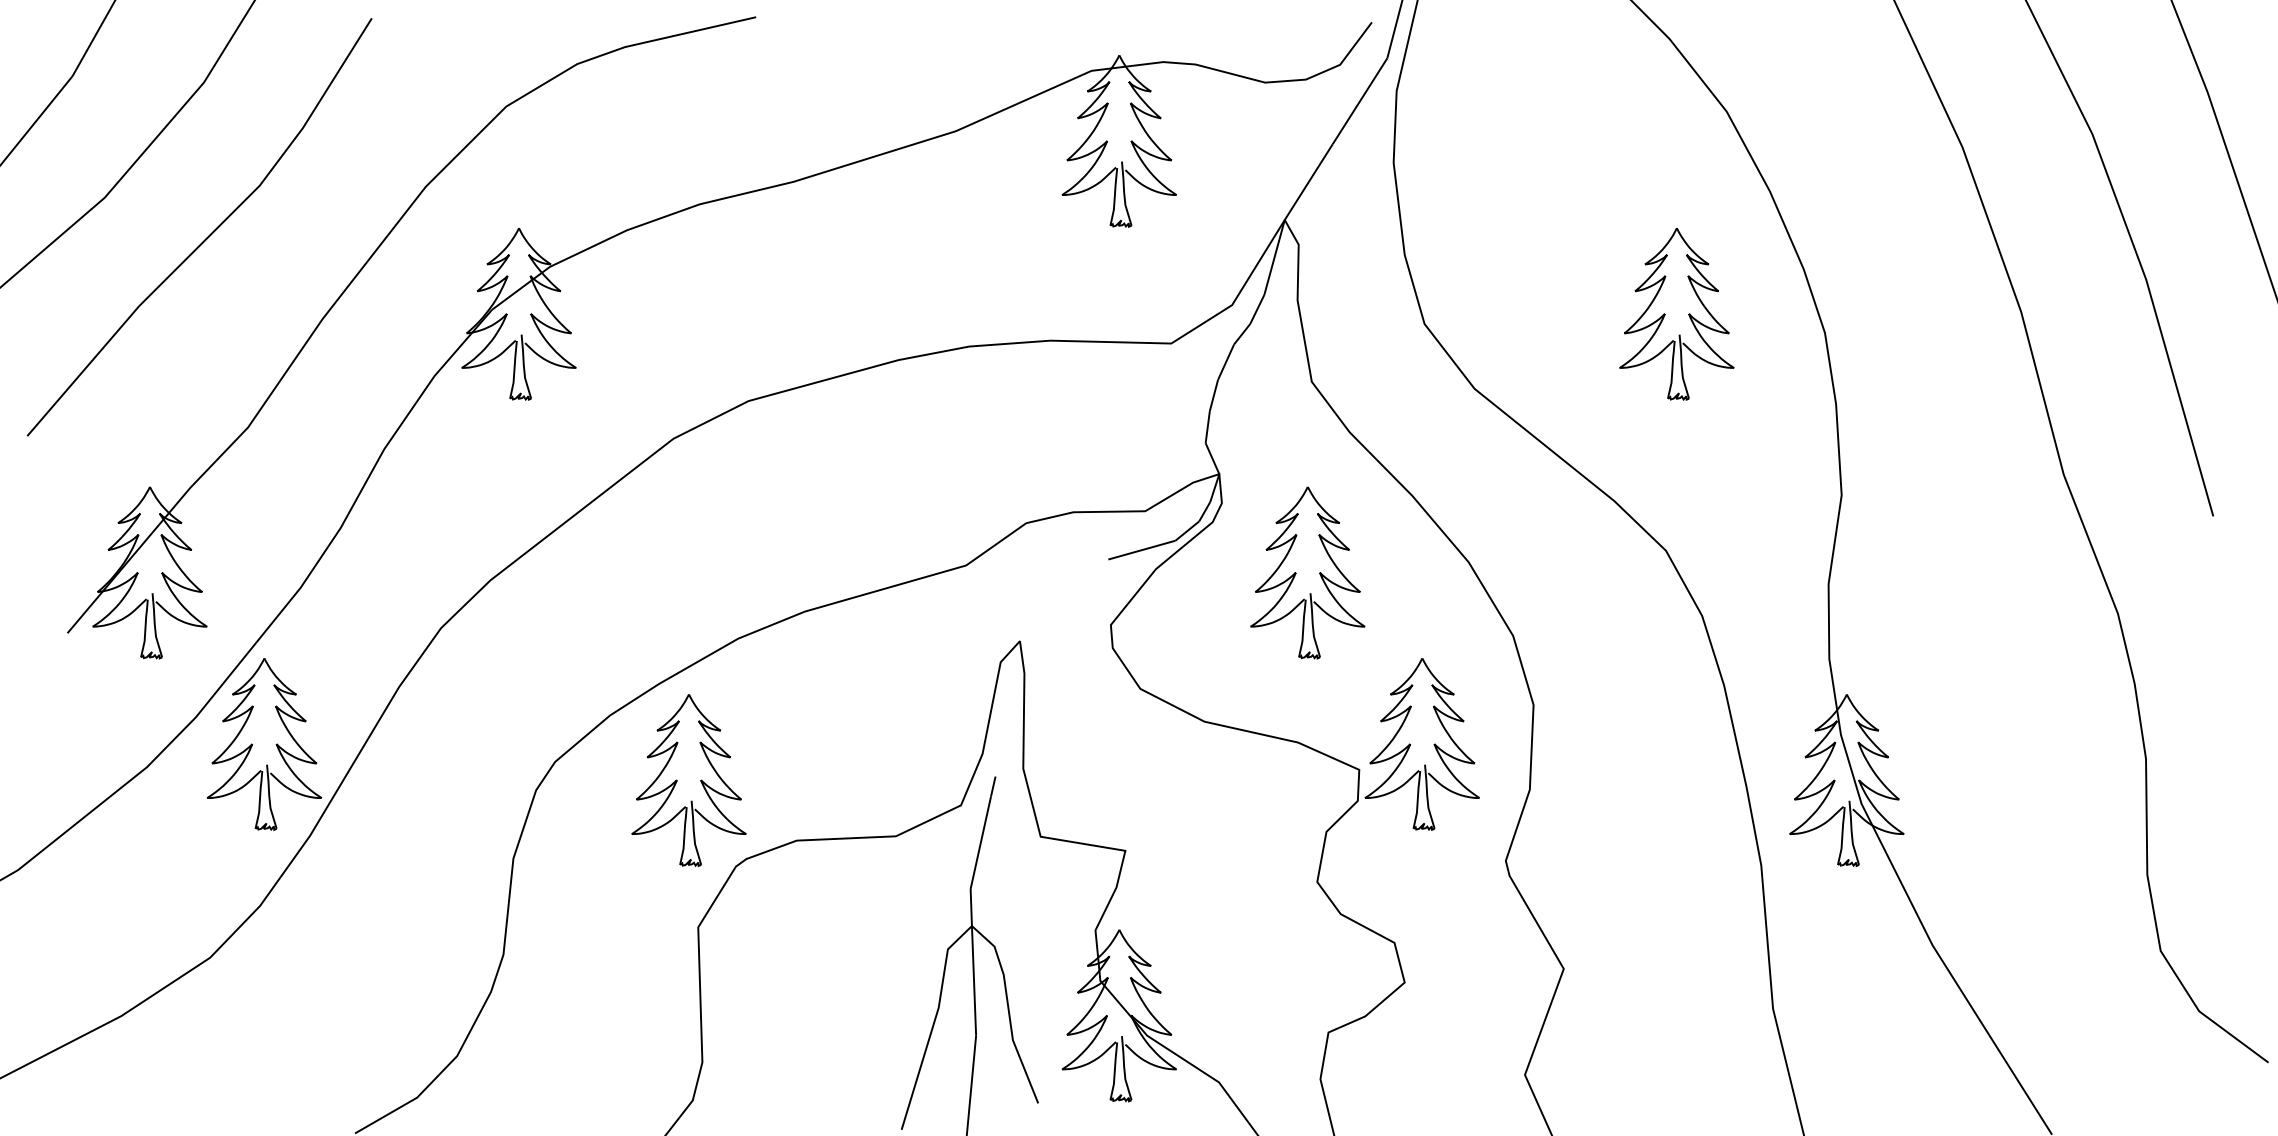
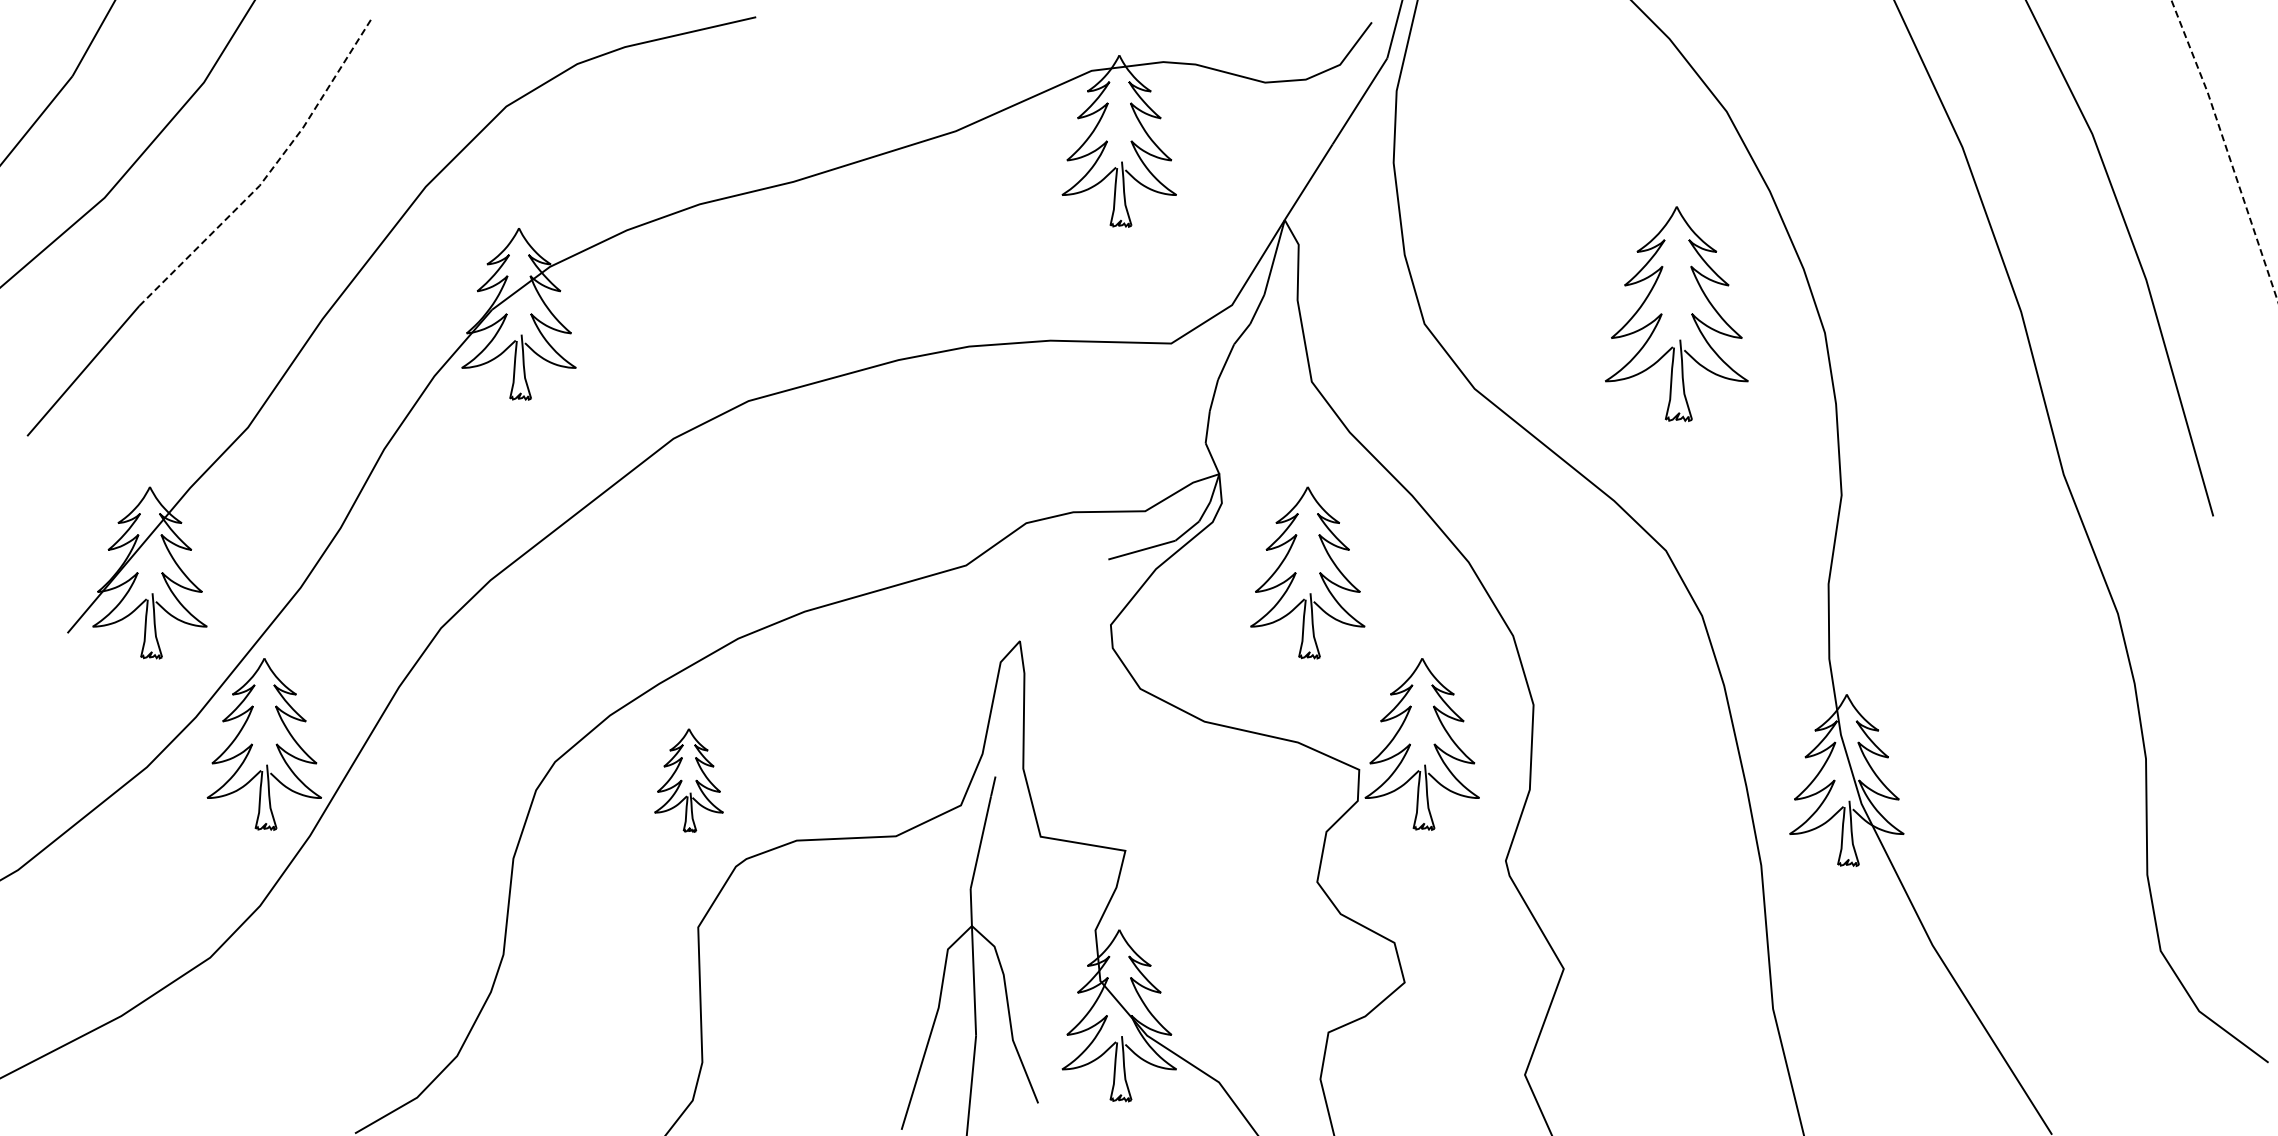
line: solid -> dashed (2226, 149)
line: solid -> dashed (269, 172)
part size: 116x173 px -> 144x217 px (1676, 314)
part size: 116x173 px -> 70x105 px (688, 780)
